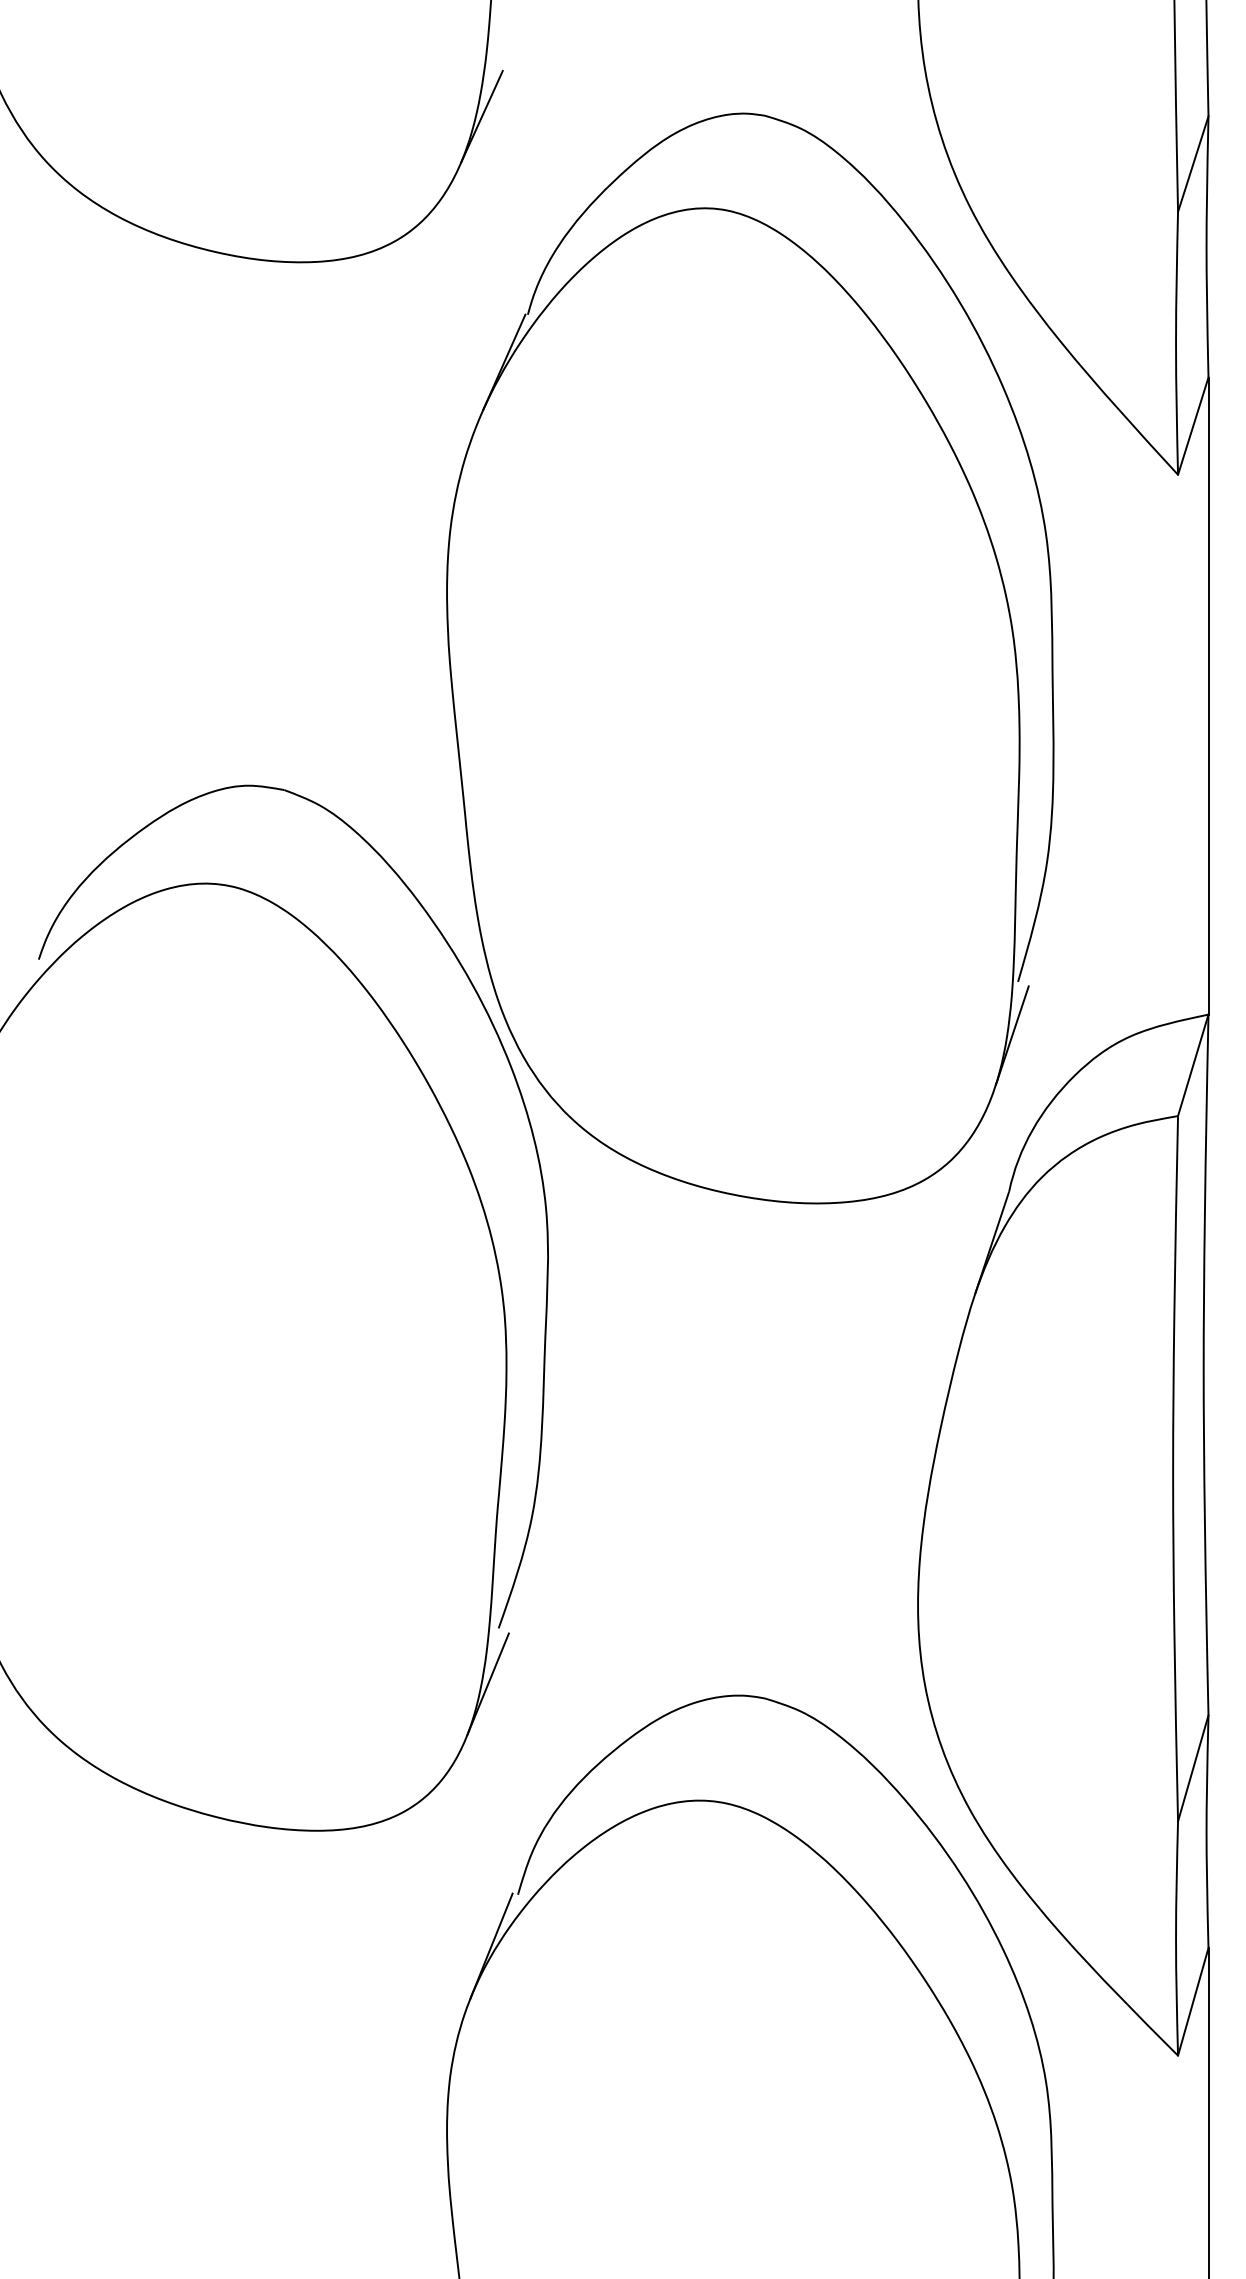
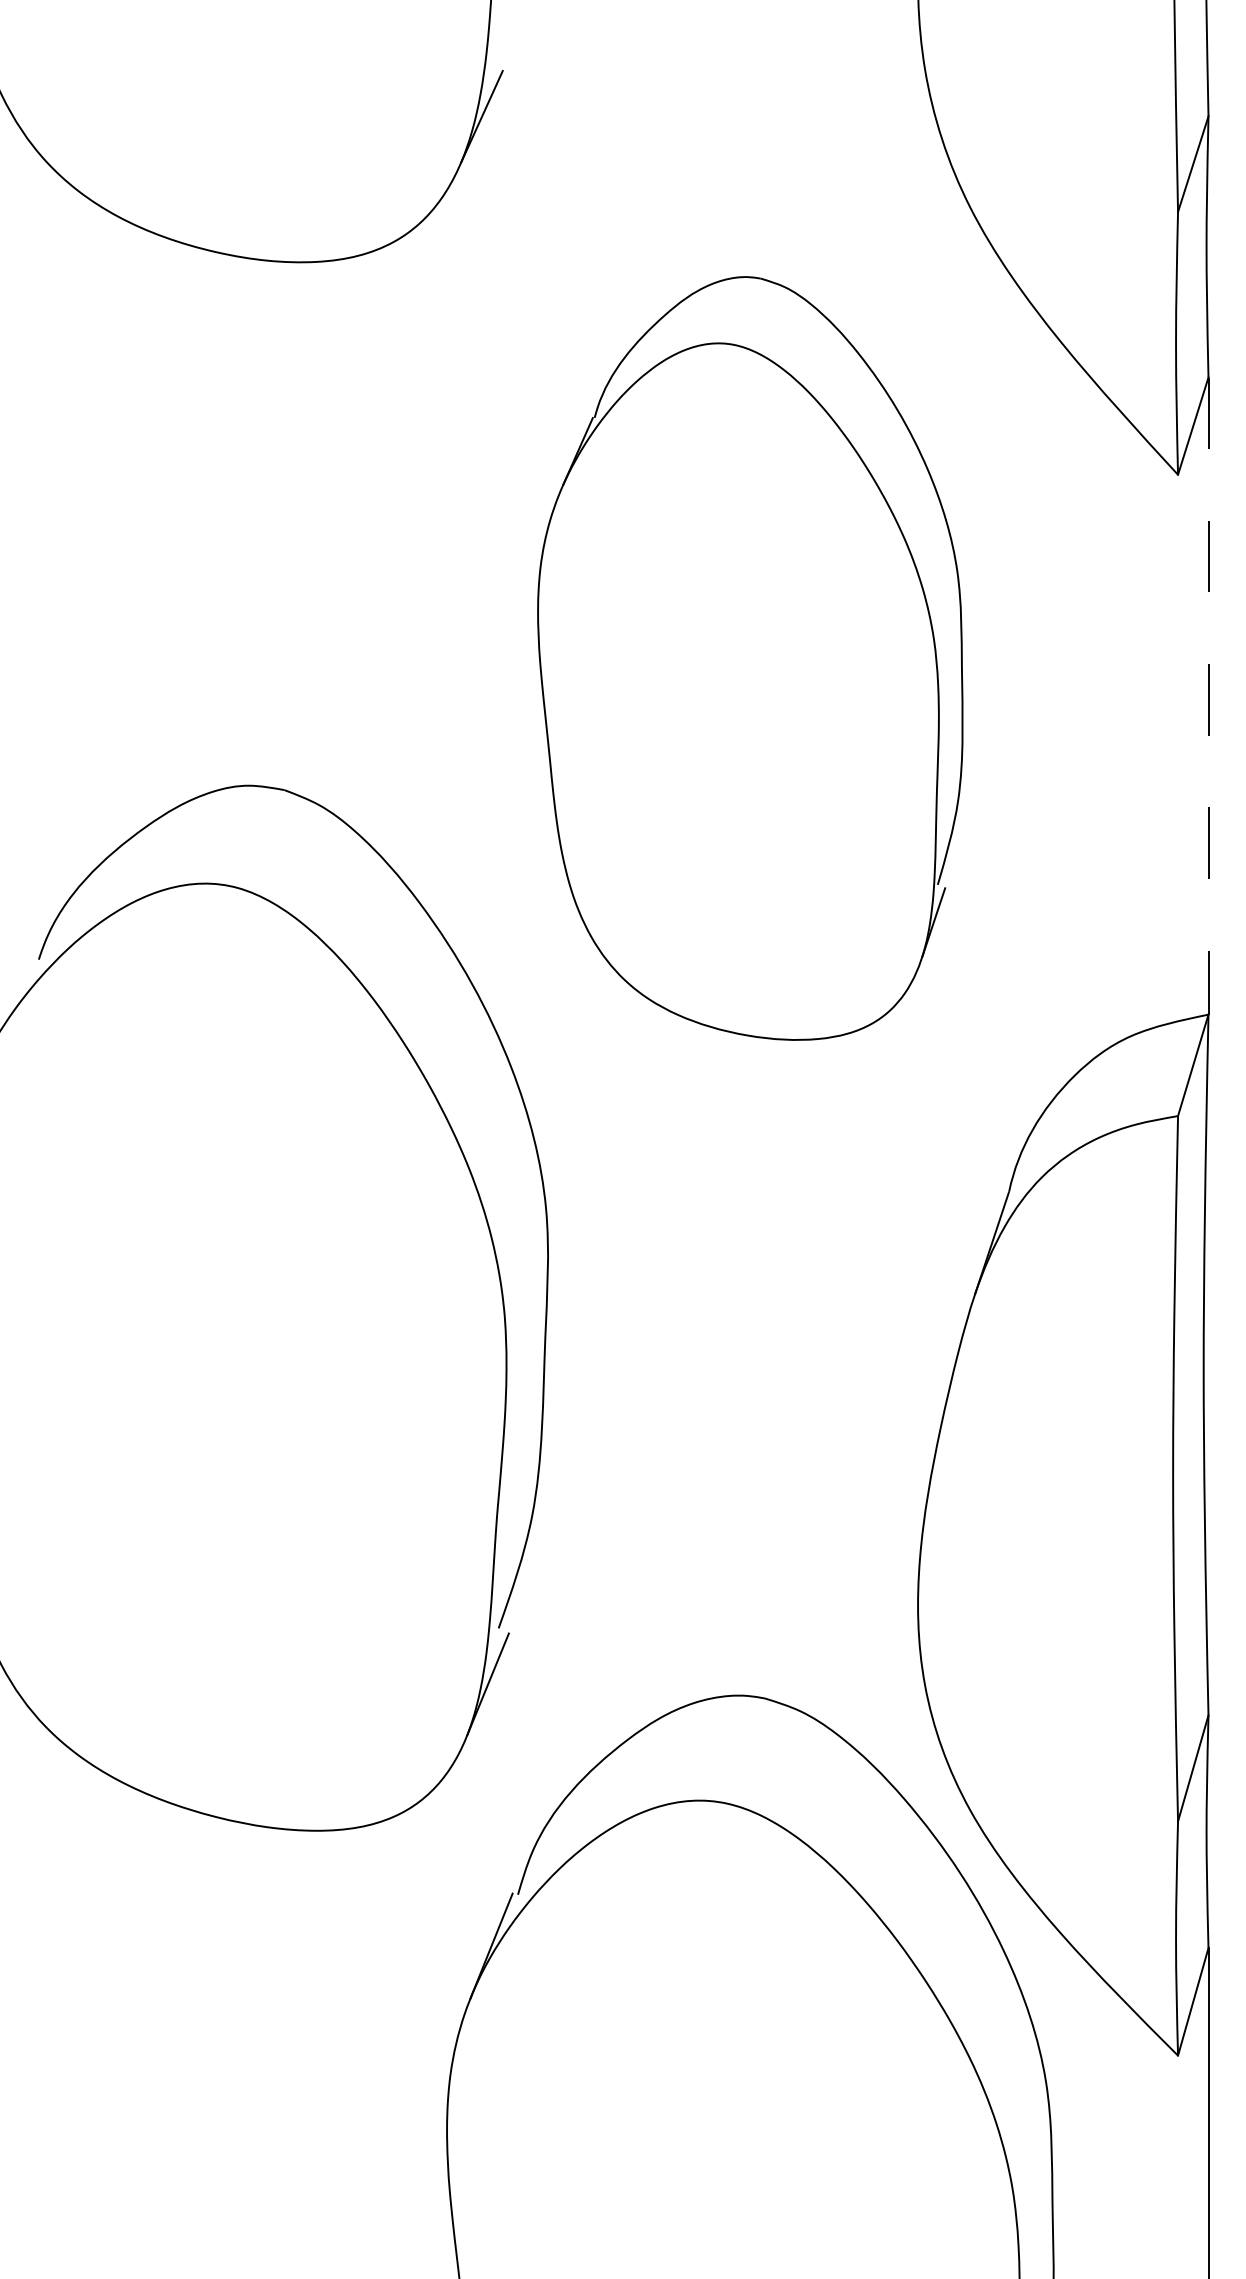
part size: 609x1093 px -> 427x765 px (750, 658)
line: solid -> dashed (1208, 696)
